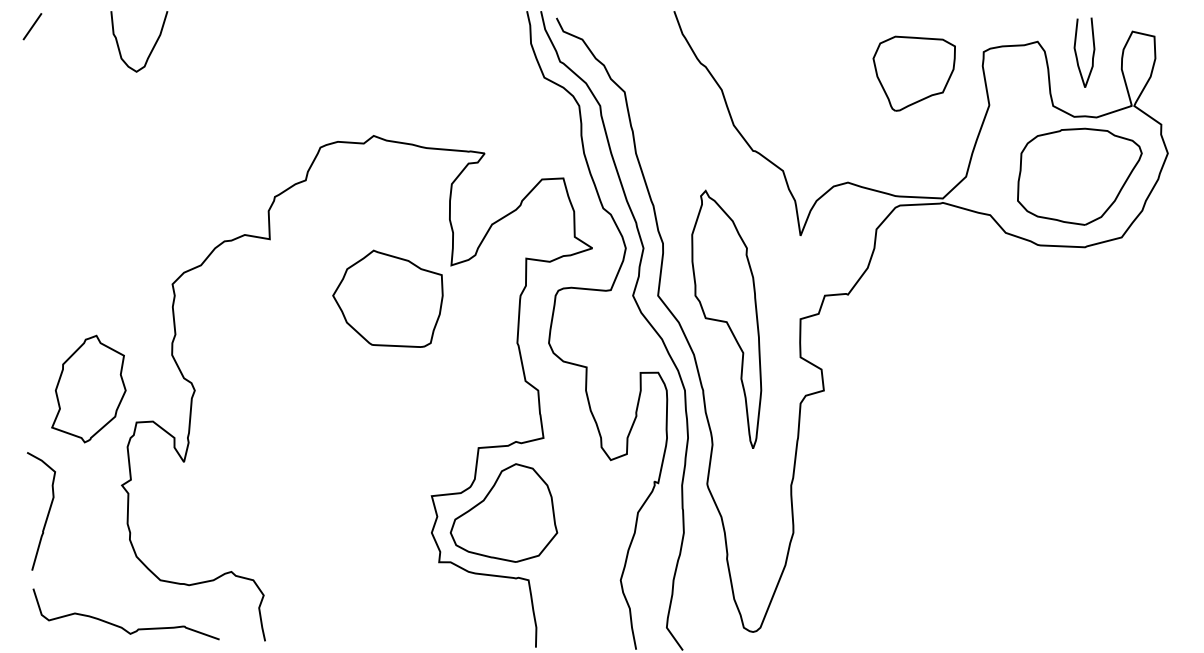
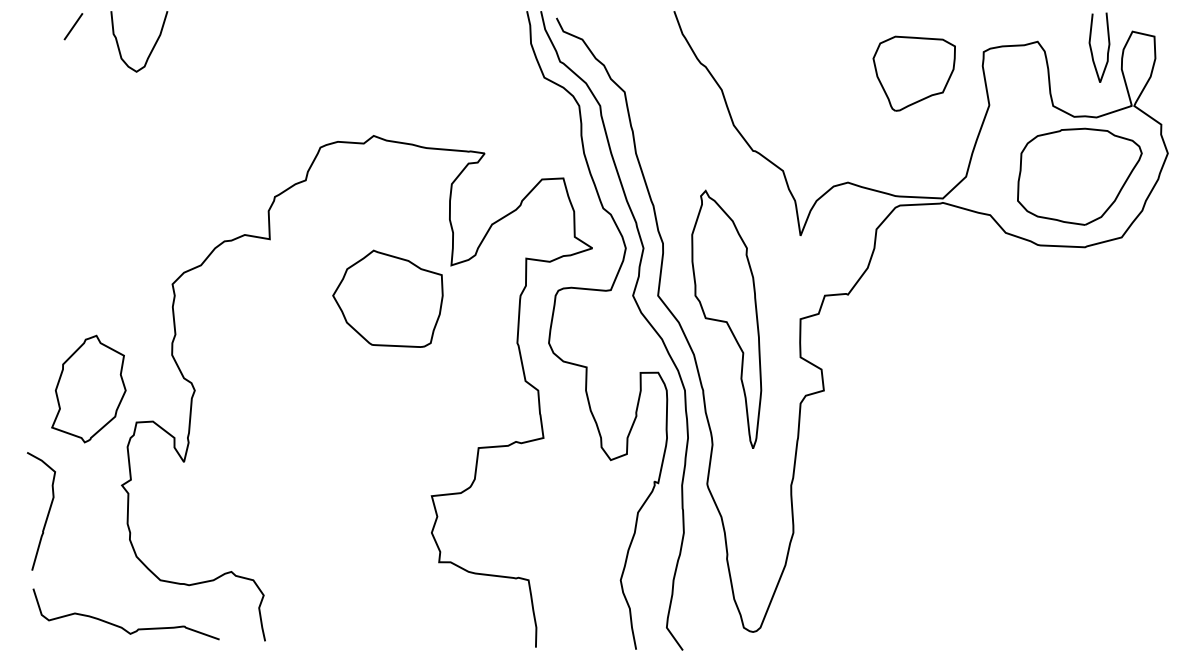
line position: (32, 26) -> (73, 26) (73, 26)
curve position: (1077, 55) -> (1092, 50) (1092, 50)
part: present -> none (503, 512)
